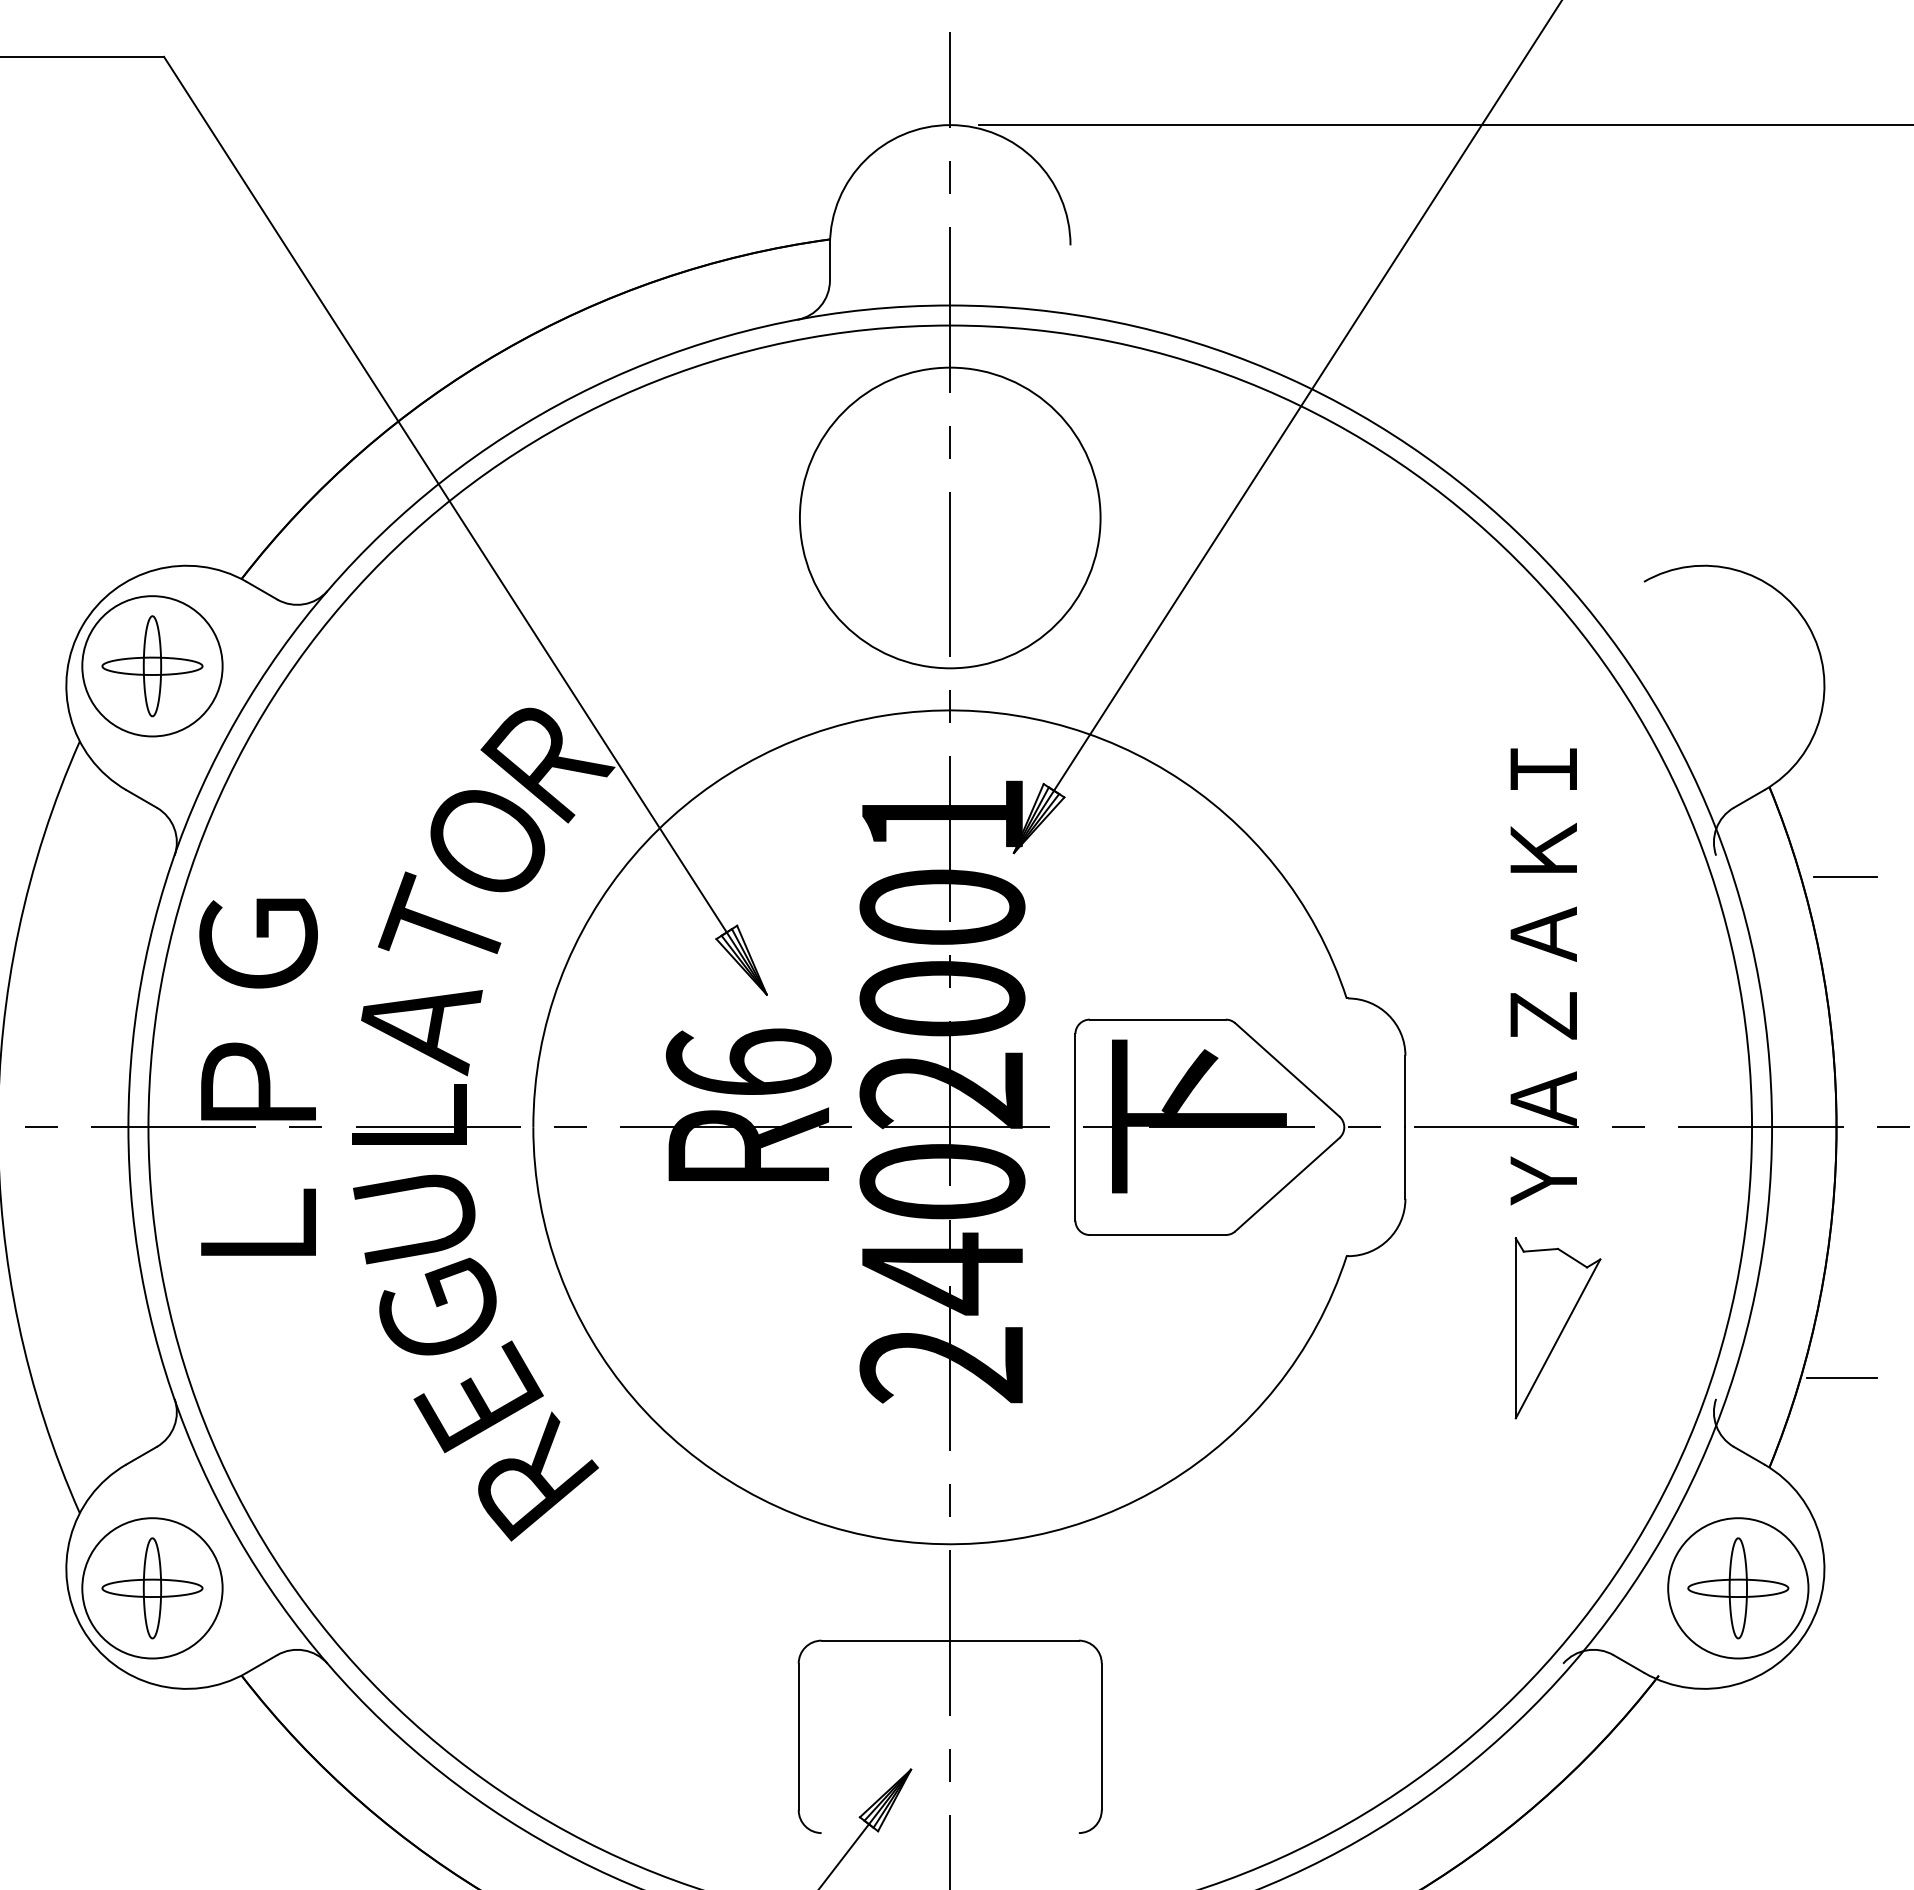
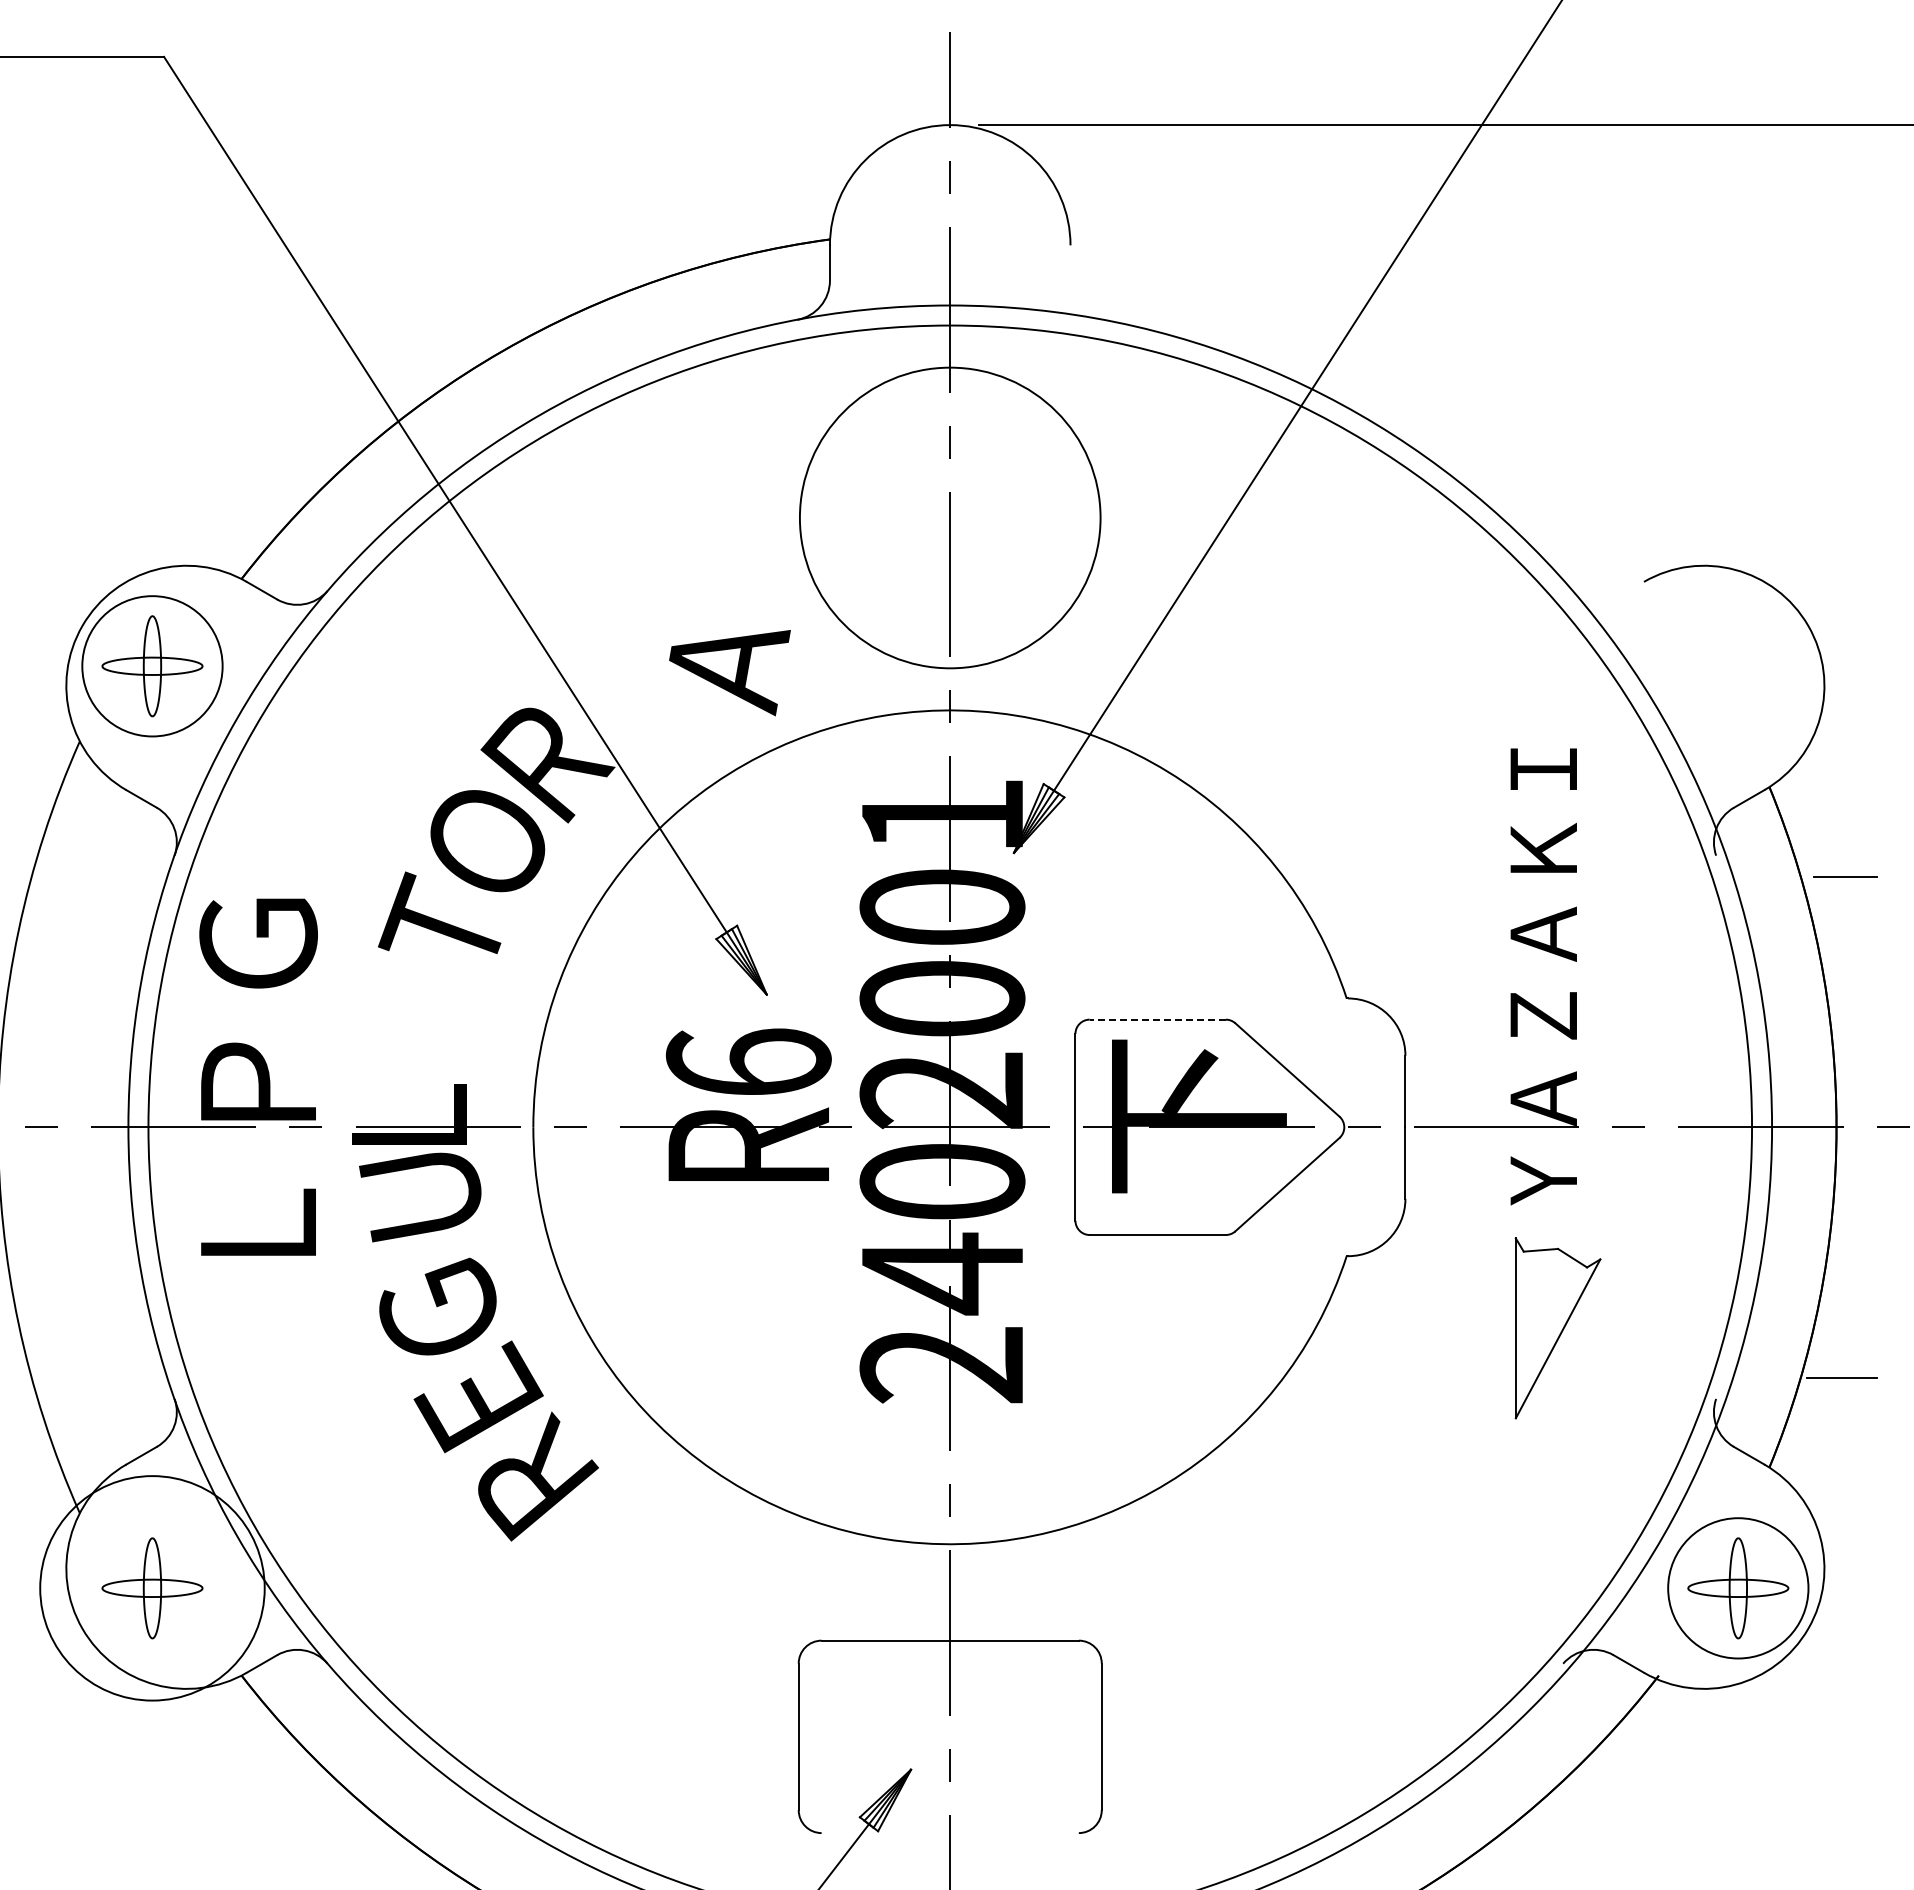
line: solid -> dashed (1157, 1019)
text position: (421, 1033) -> (729, 673) (729, 673)
text position: (414, 1219) -> (420, 1197) (420, 1197)
circle diameter: 140 px -> 224 px (152, 1588)
